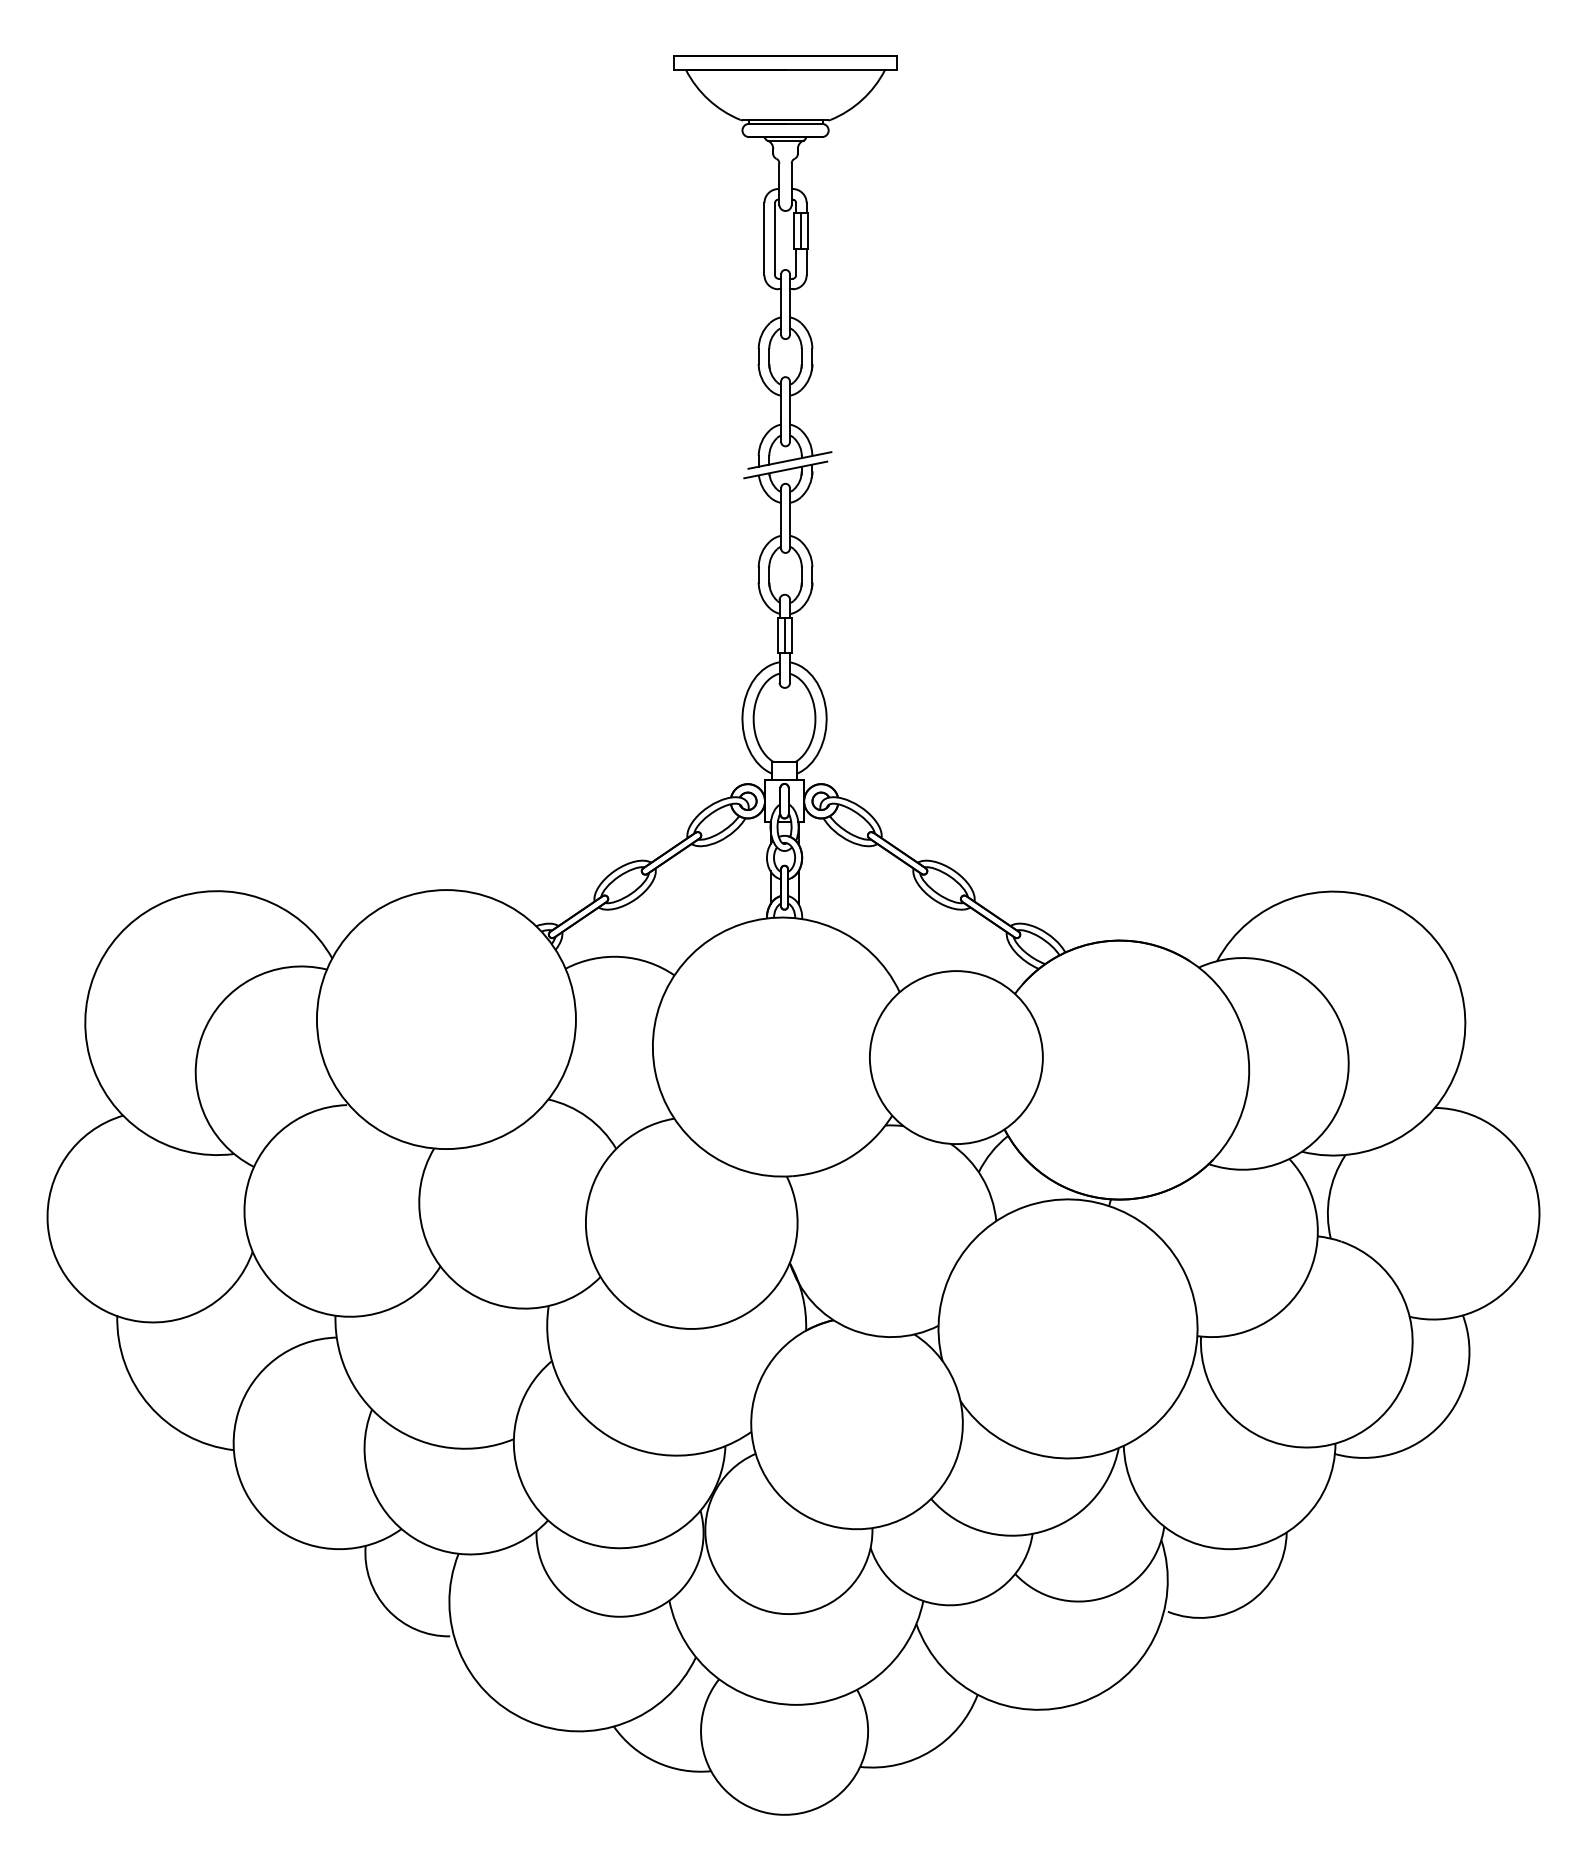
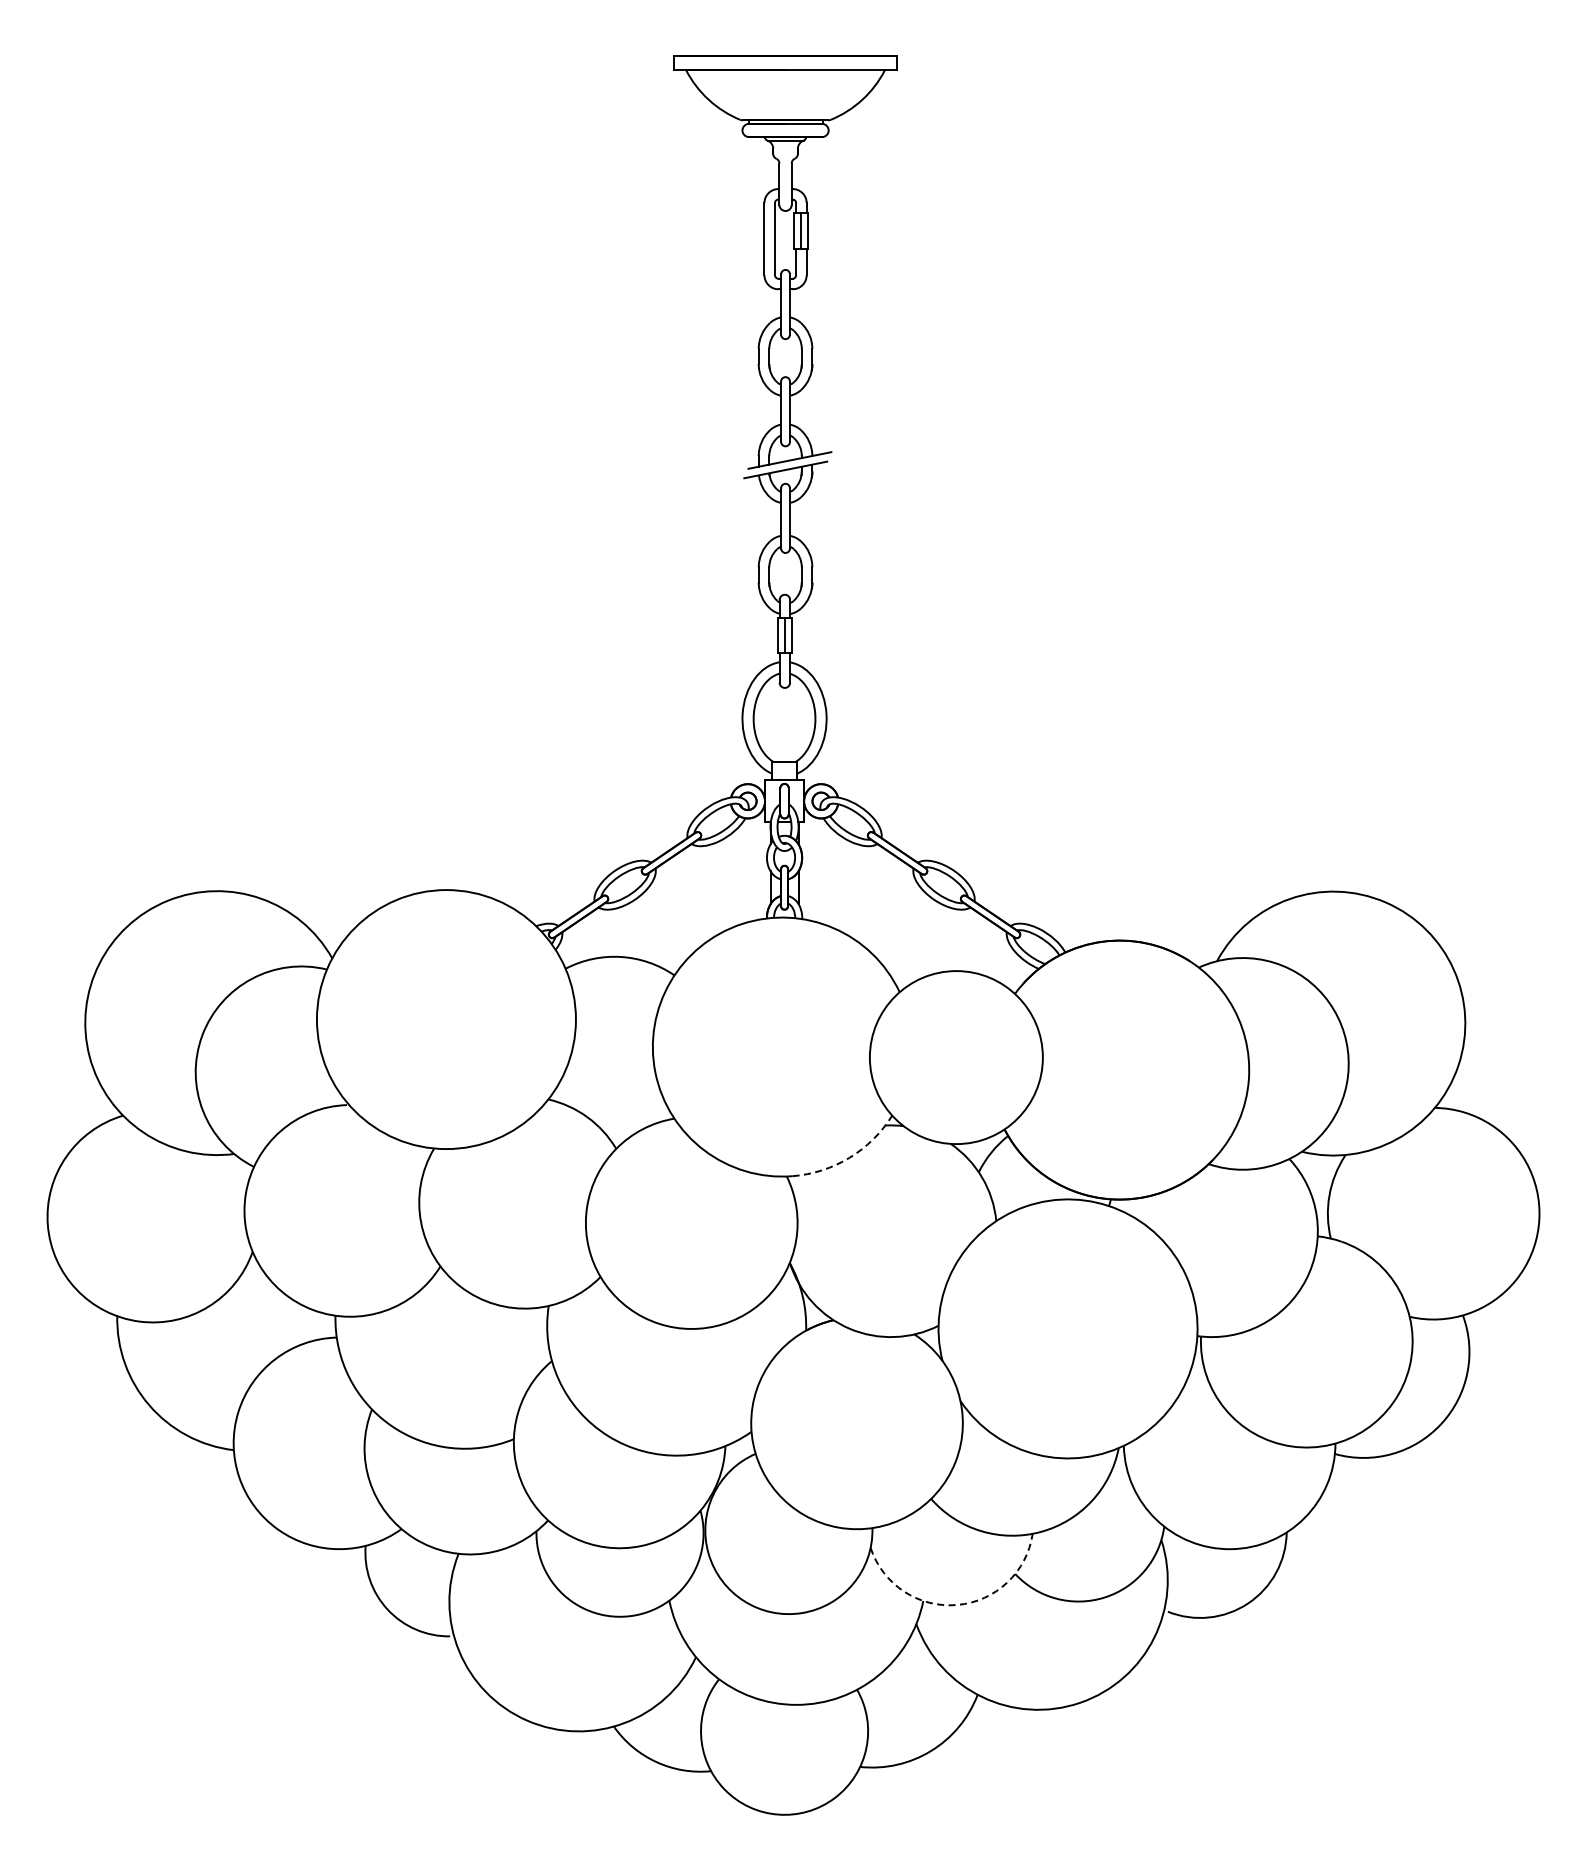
arc: solid -> dashed (849, 1157)
arc: solid -> dashed (957, 1605)
